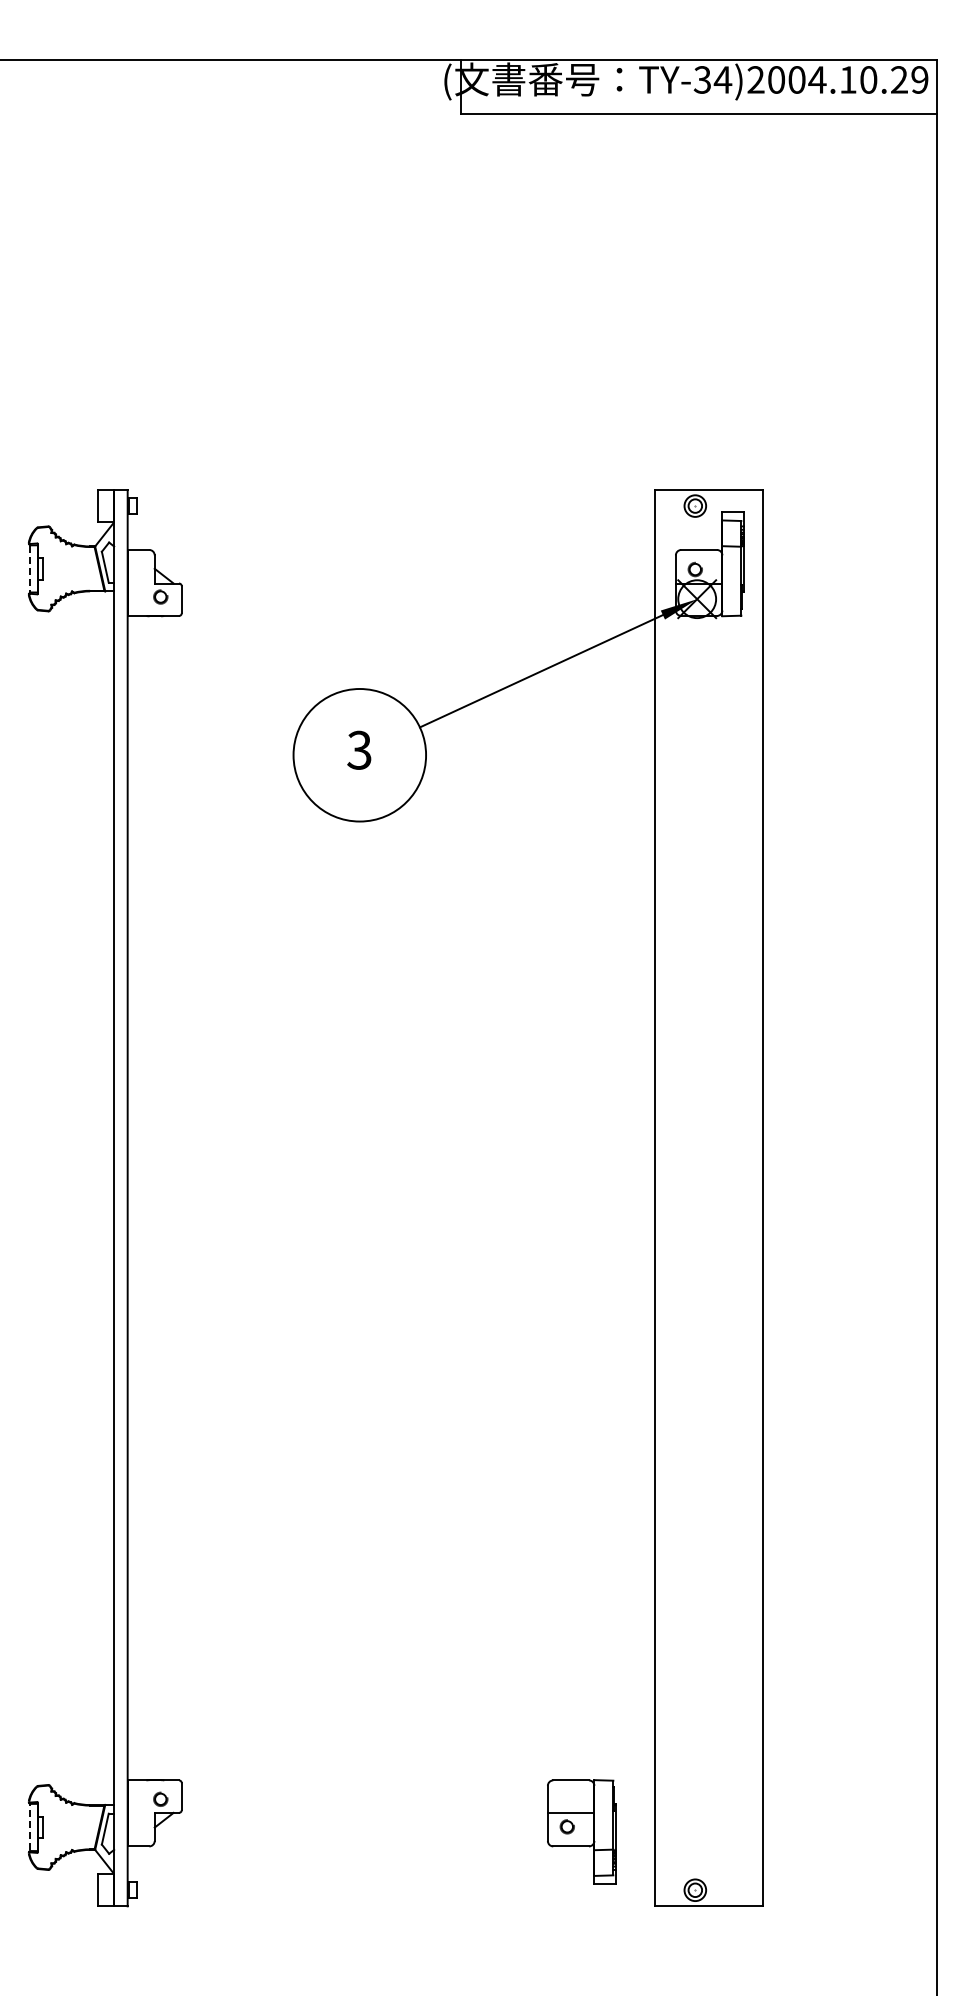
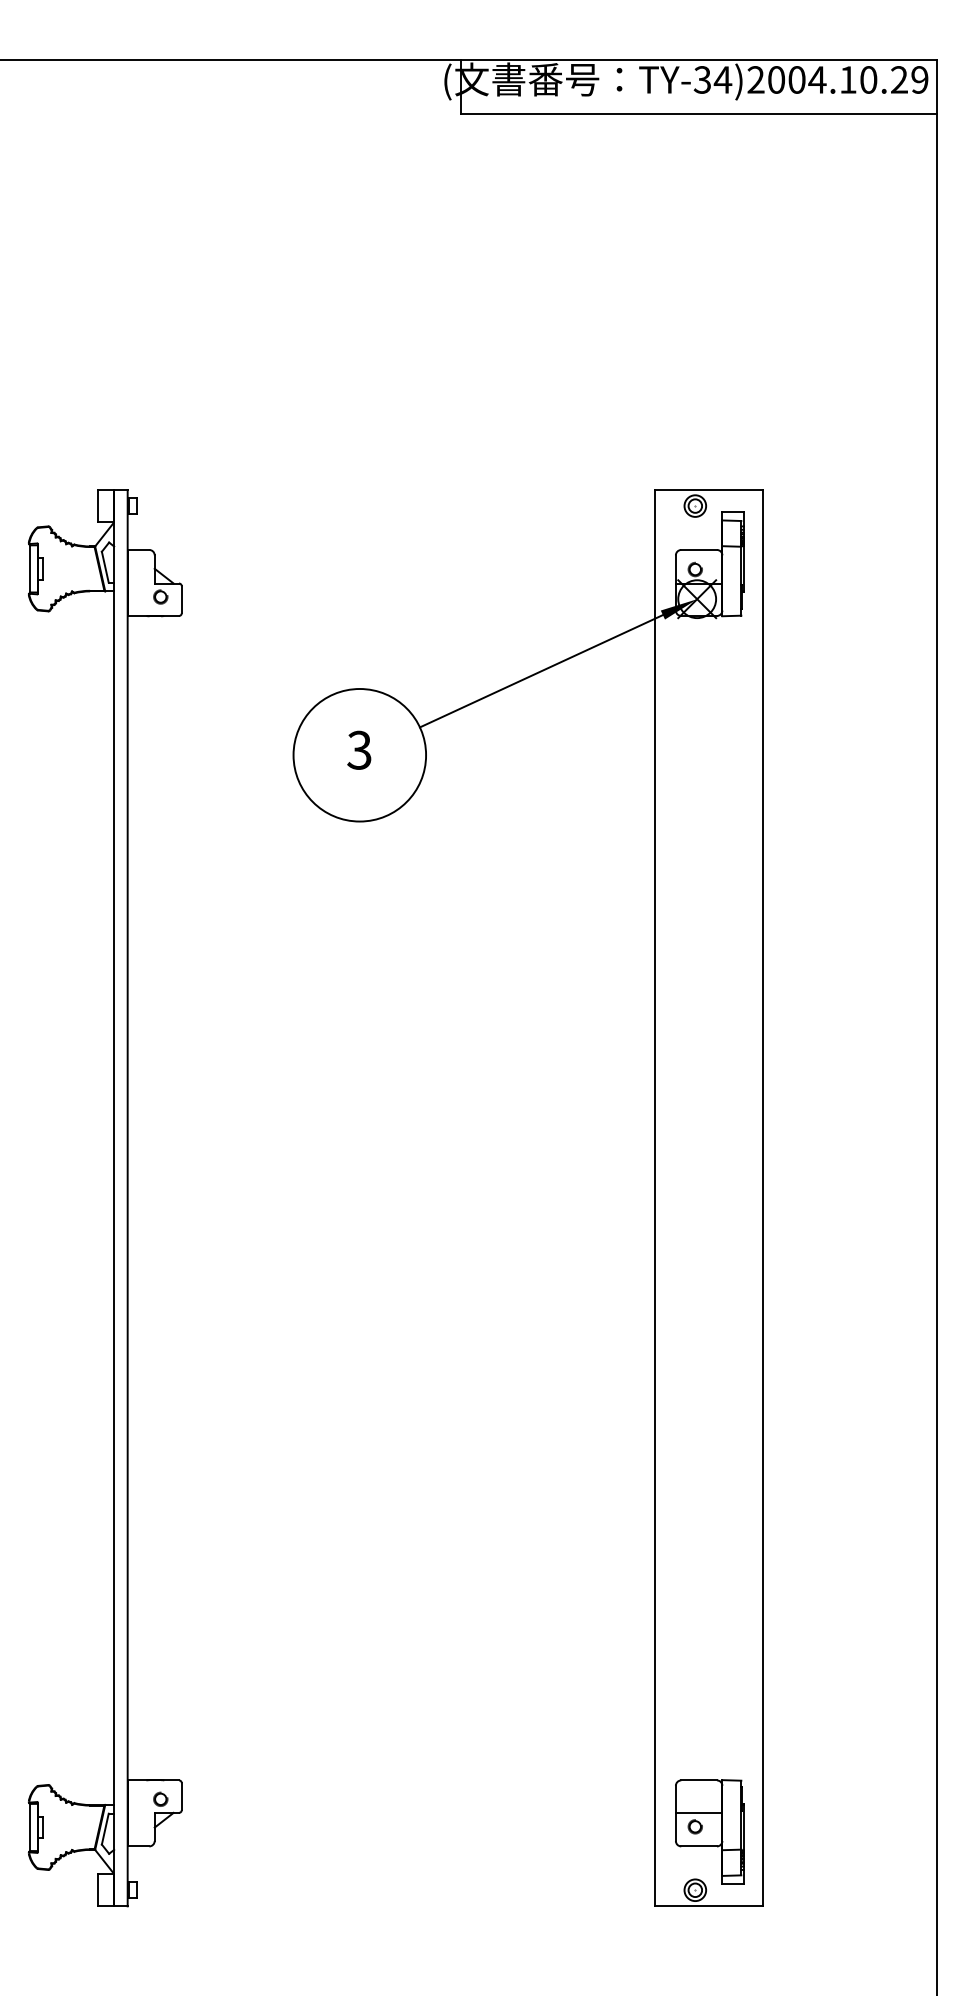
line: dashed -> solid (29, 568)
line: dashed -> solid (29, 1827)
part position: (581, 1831) -> (709, 1831) (709, 1831)
